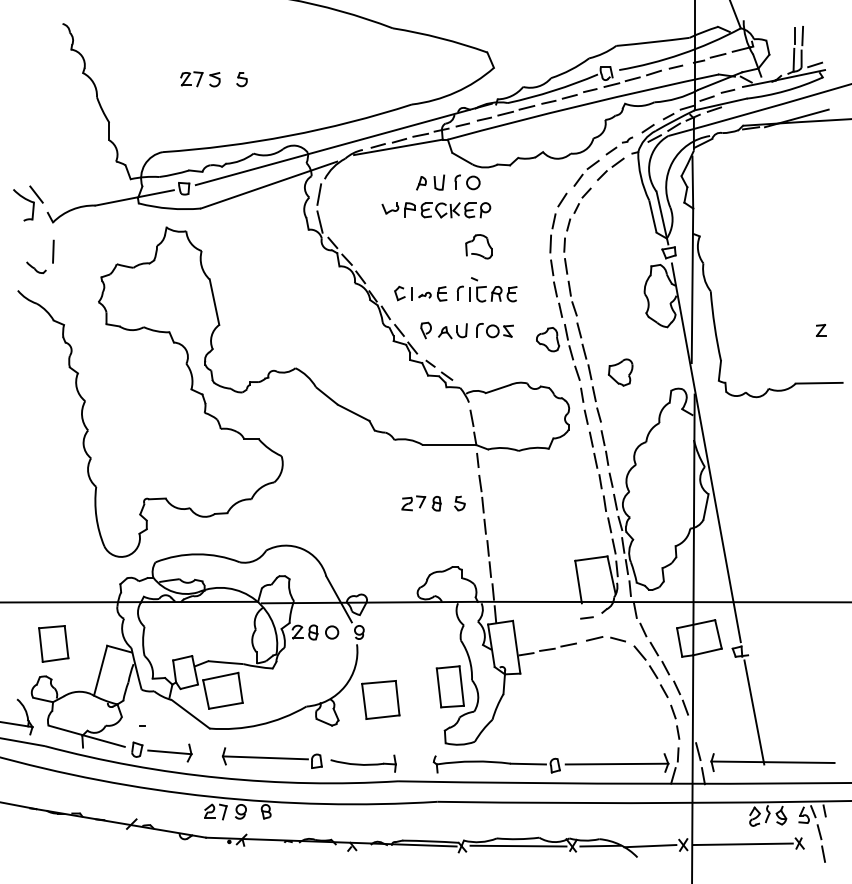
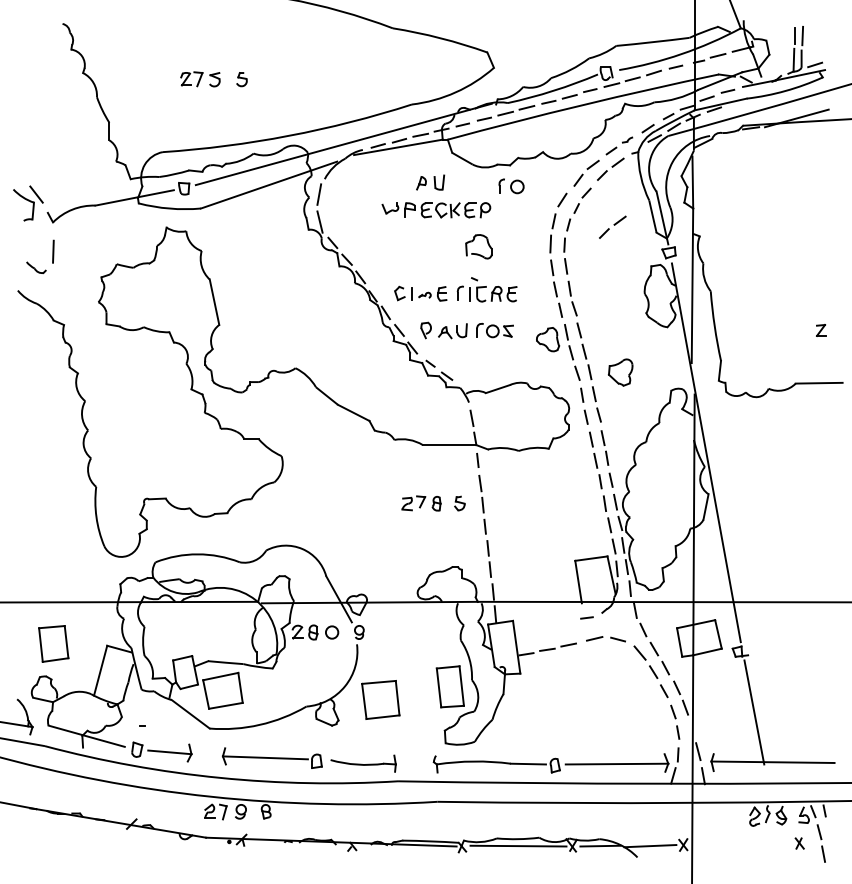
part position: (467, 182) -> (511, 186) (511, 186)
part: none -> present (612, 226)
line: present -> none (742, 844)
